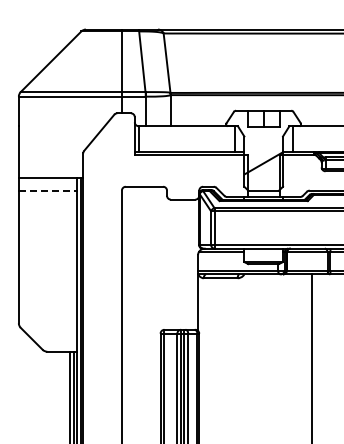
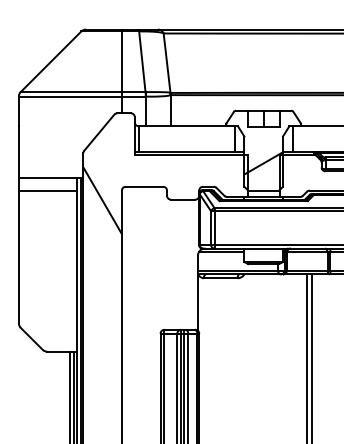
line: dashed -> solid (47, 190)
hatch: none -> present (102, 200)
line: none -> present (306, 357)
